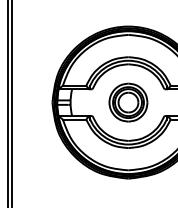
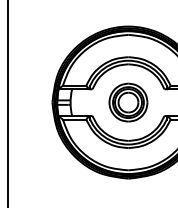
line: present -> none (11, 103)
